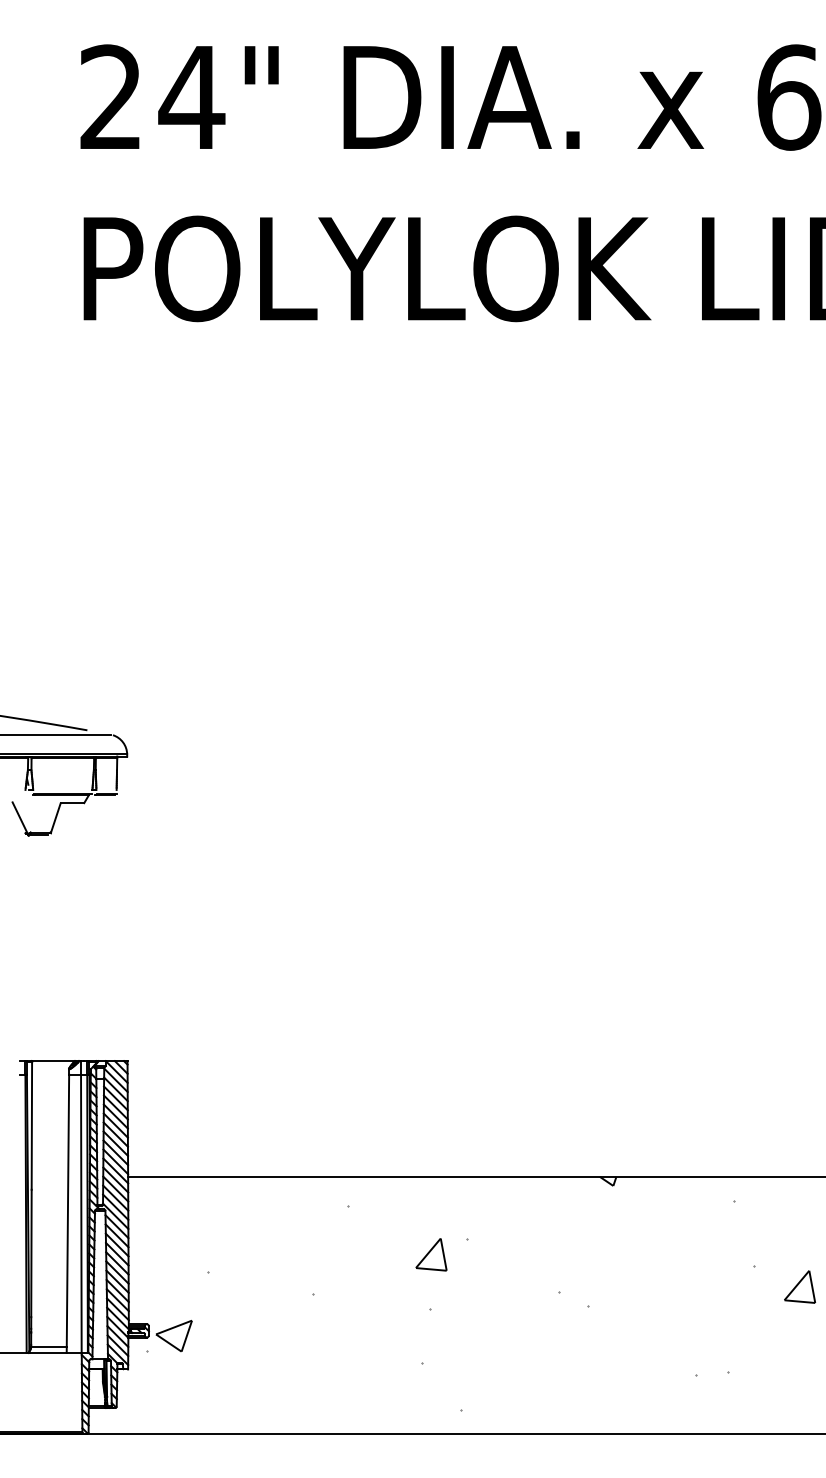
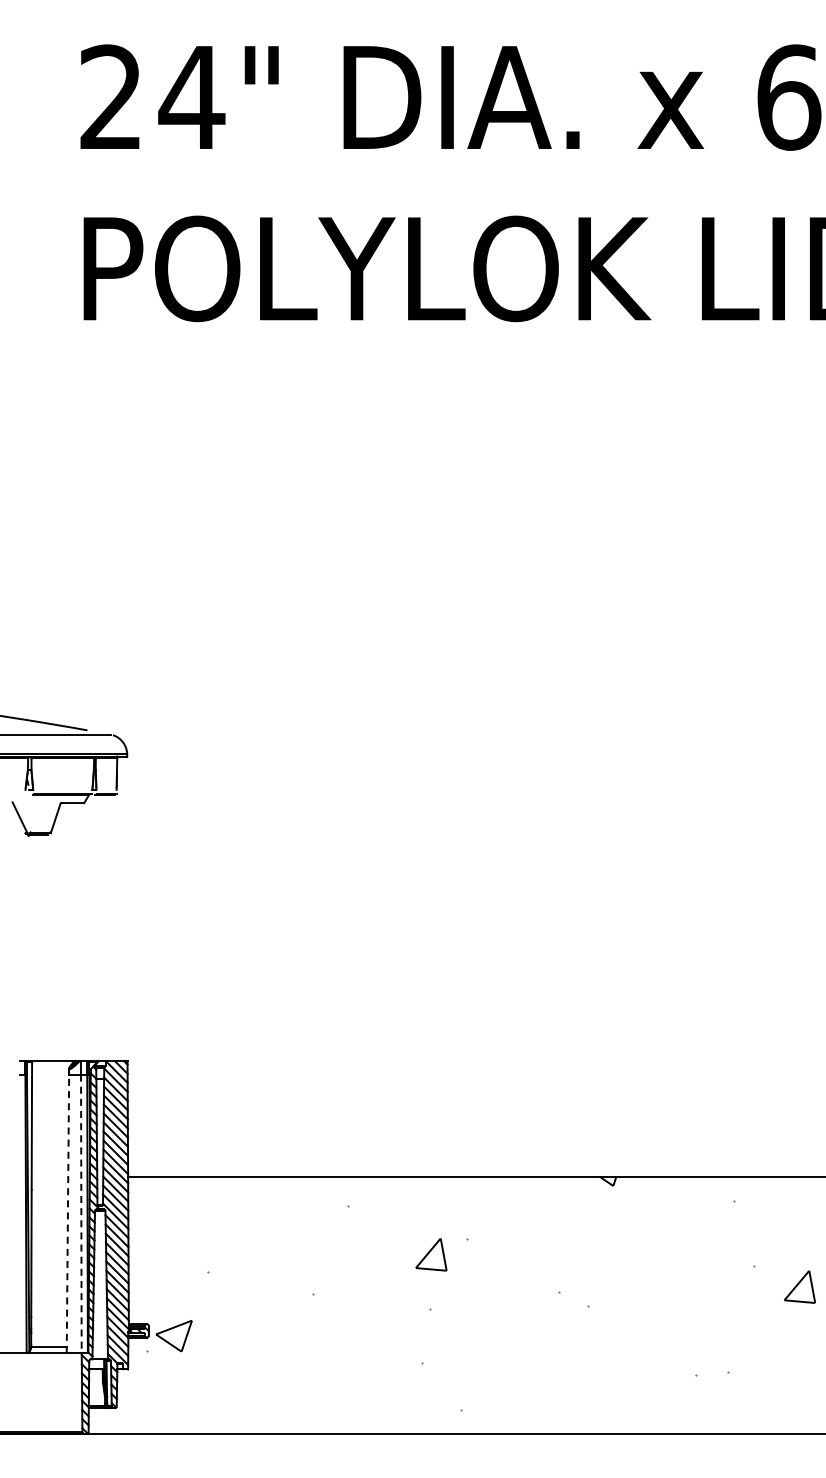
line: solid -> dashed (67, 1213)
line: solid -> dashed (81, 1214)
